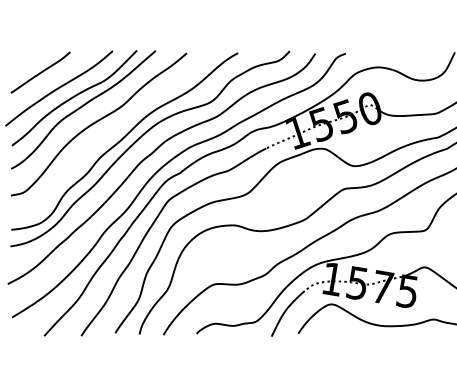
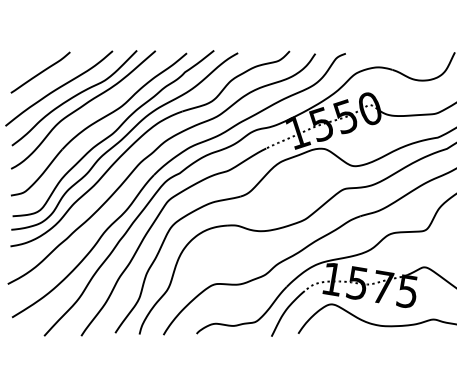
curve: none -> present (113, 133)
